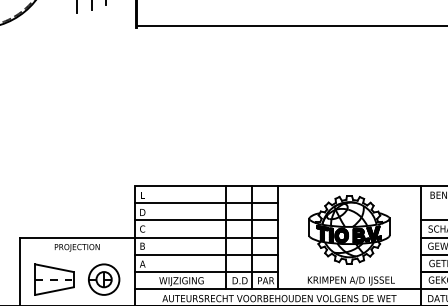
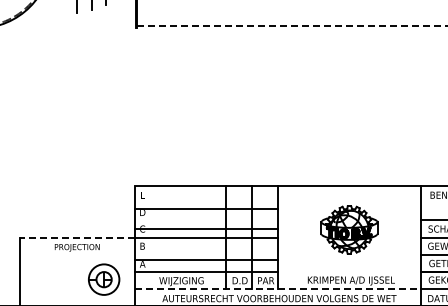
line: solid -> dashed (293, 26)
line position: (205, 203) -> (205, 209) (205, 209)
line position: (205, 220) -> (205, 229) (205, 229)
part size: 83x70 px -> 59x50 px (349, 229)
line: solid -> dashed (76, 237)
line position: (205, 254) -> (205, 259) (205, 259)
part: present -> none (54, 279)
line: solid -> dashed (278, 289)
